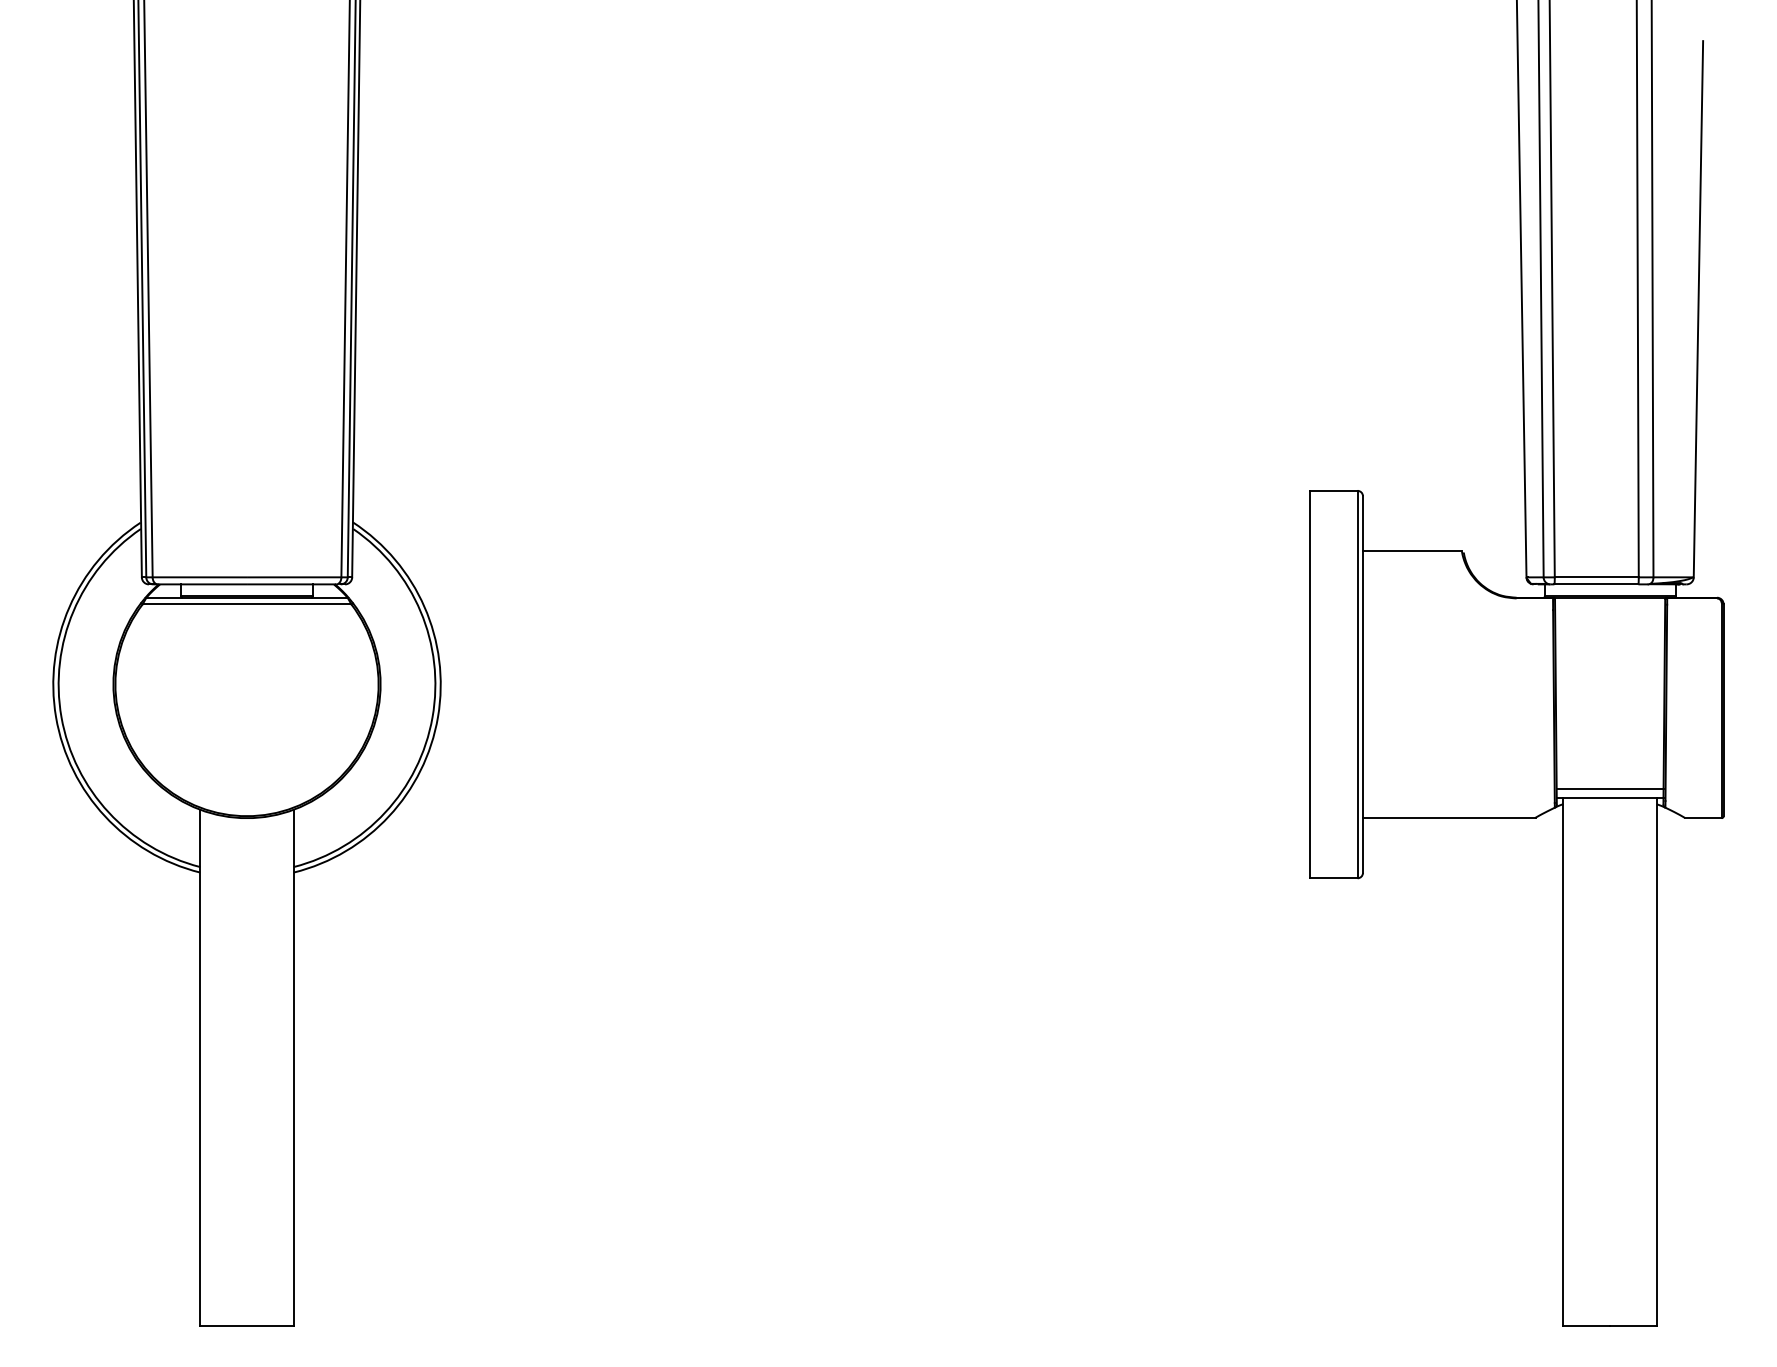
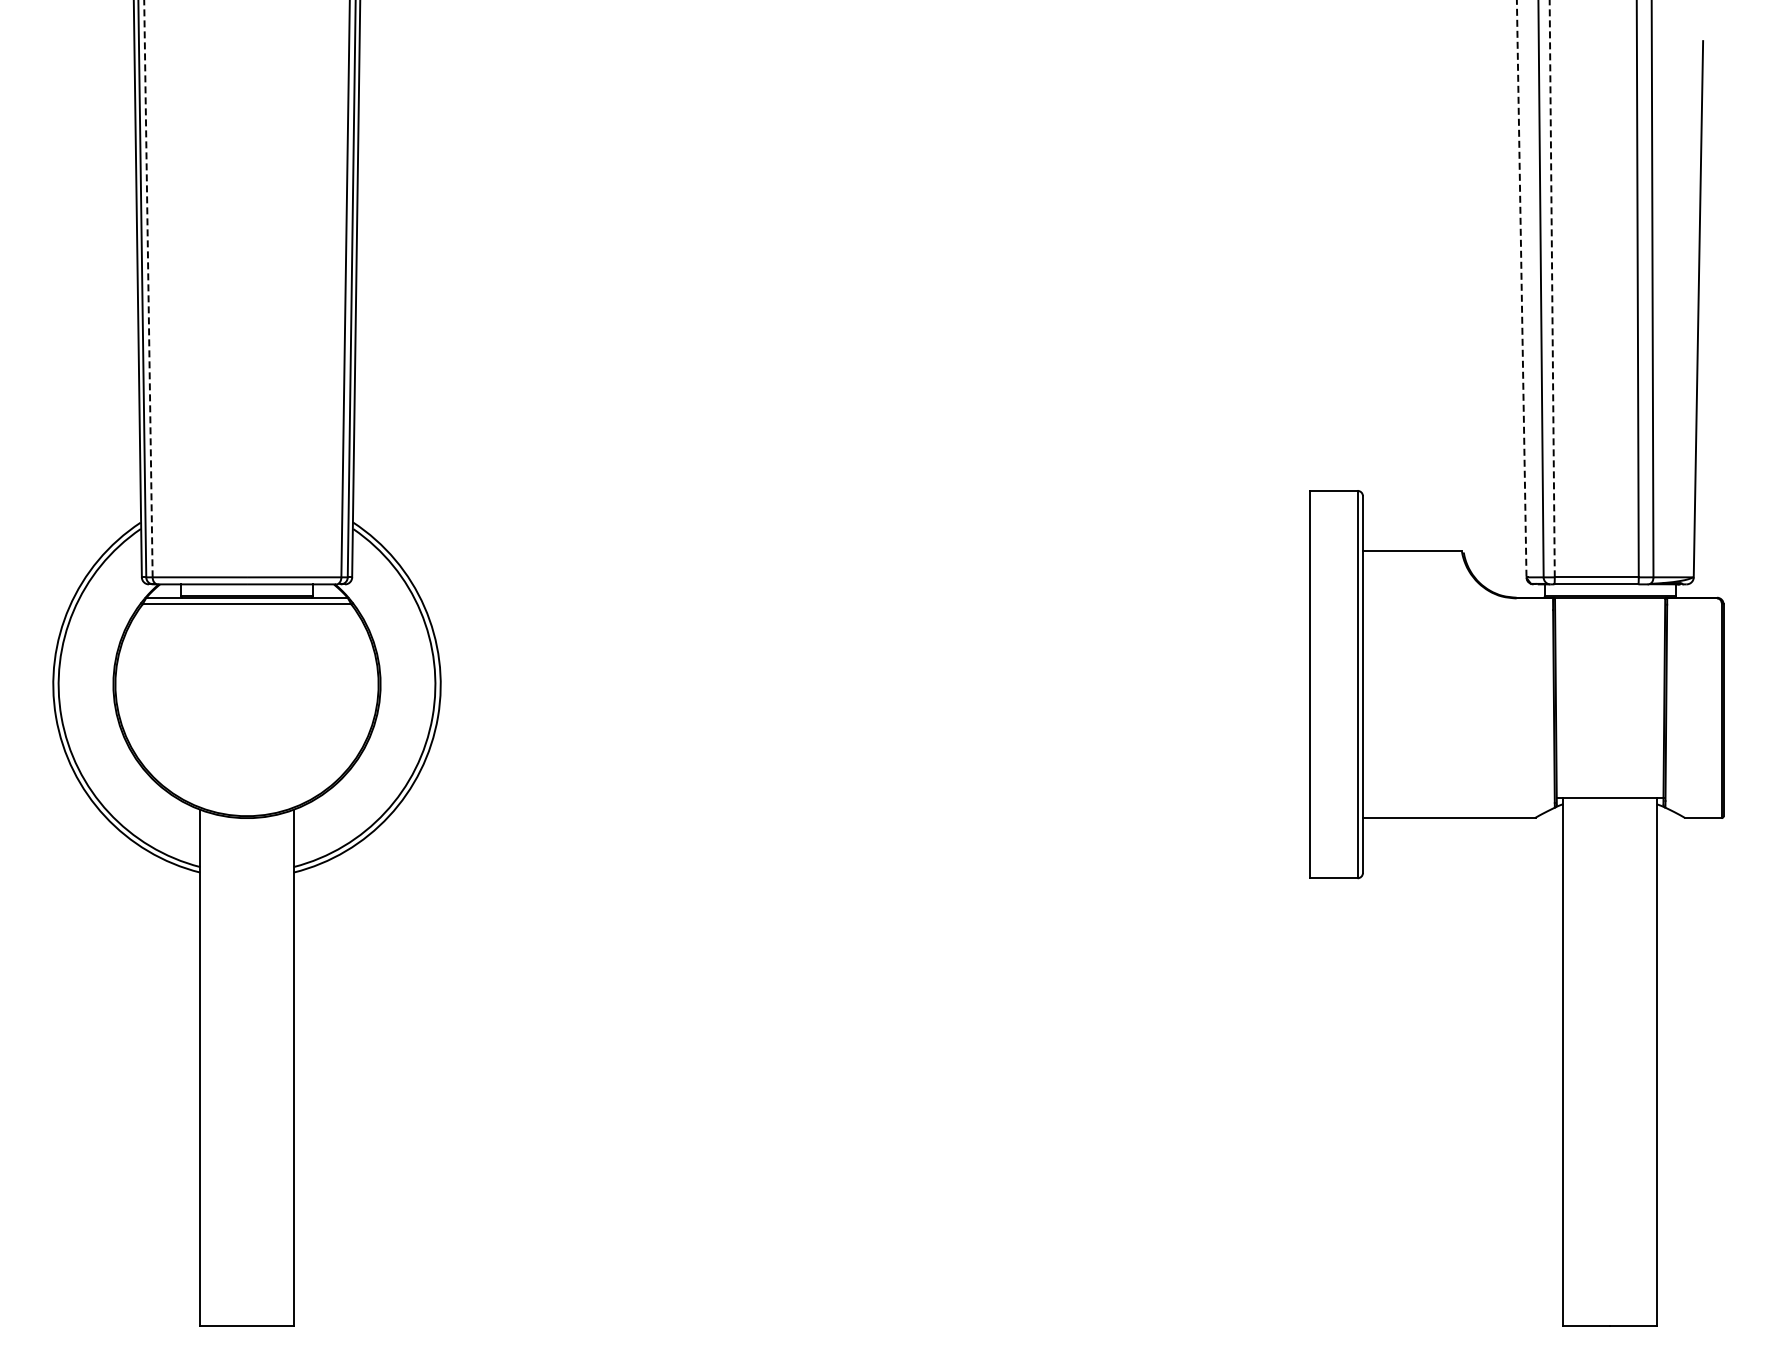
line: solid -> dashed (148, 288)
line: solid -> dashed (1552, 288)
line: solid -> dashed (1521, 289)
line: present -> none (1609, 788)
